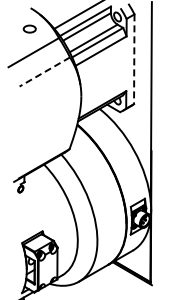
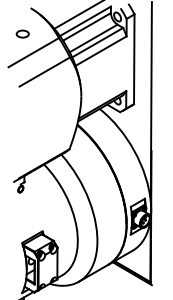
part position: (29, 28) -> (22, 33) (22, 33)
line: dashed -> solid (134, 59)
line: dashed -> solid (44, 72)
